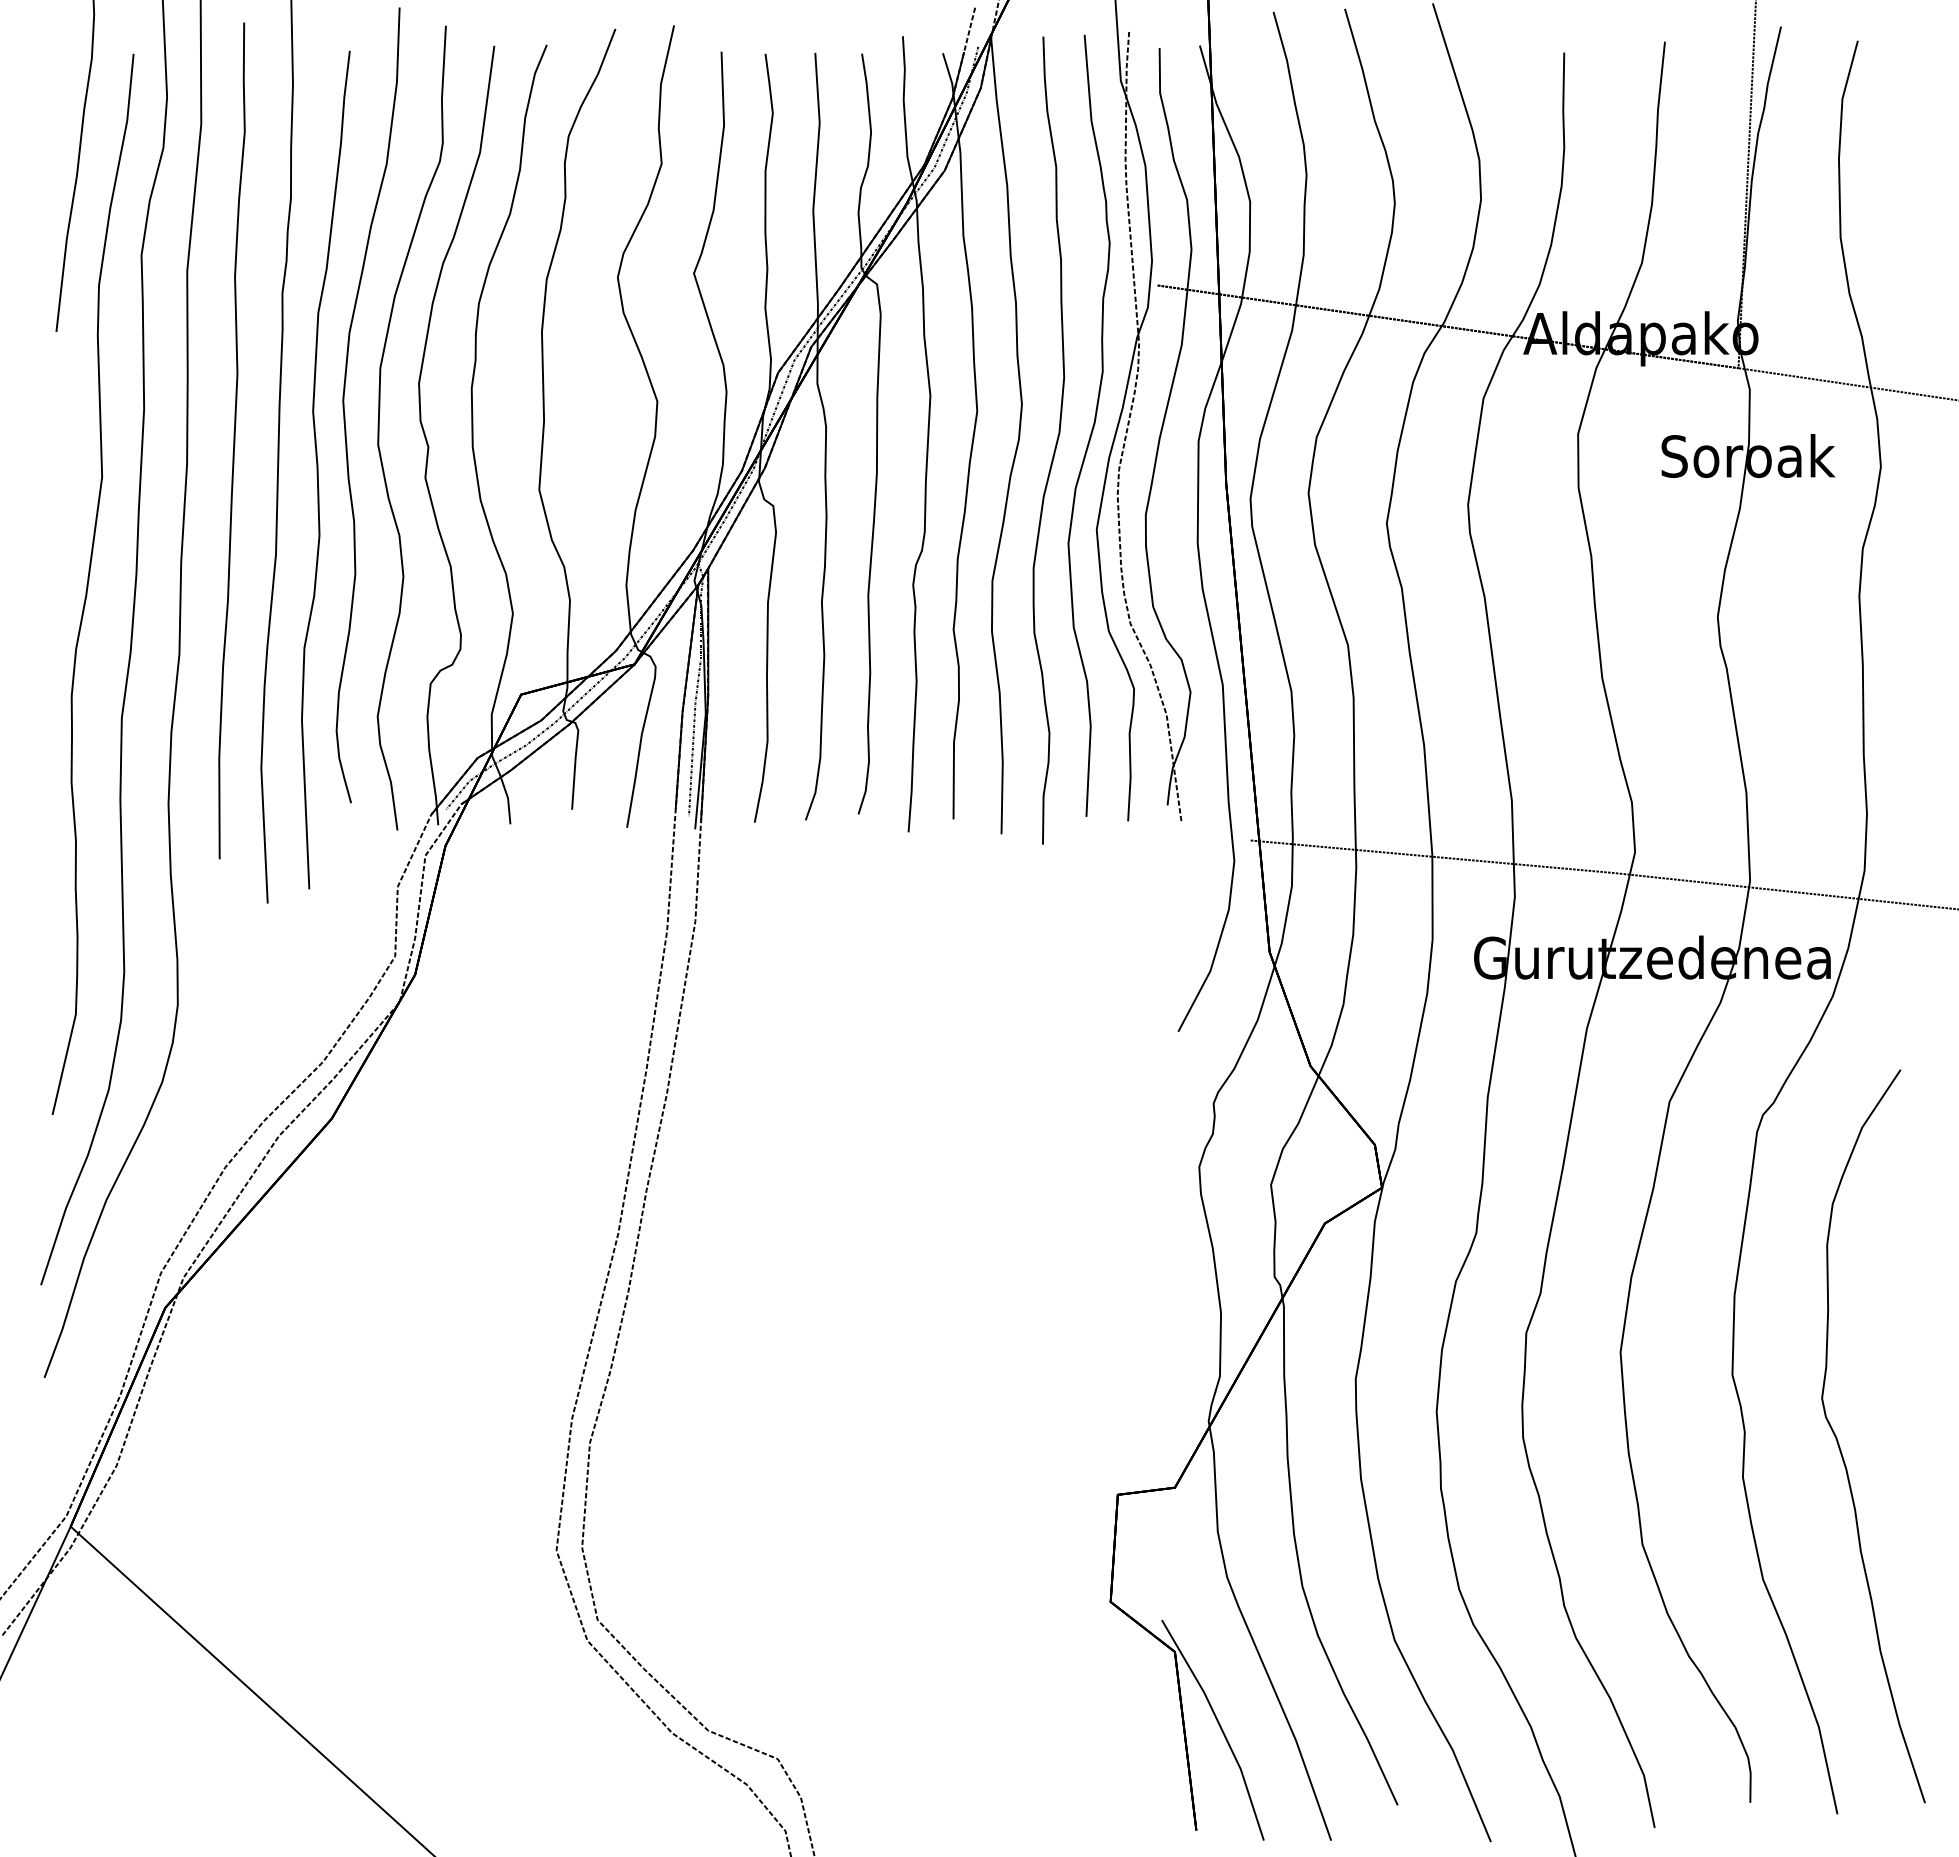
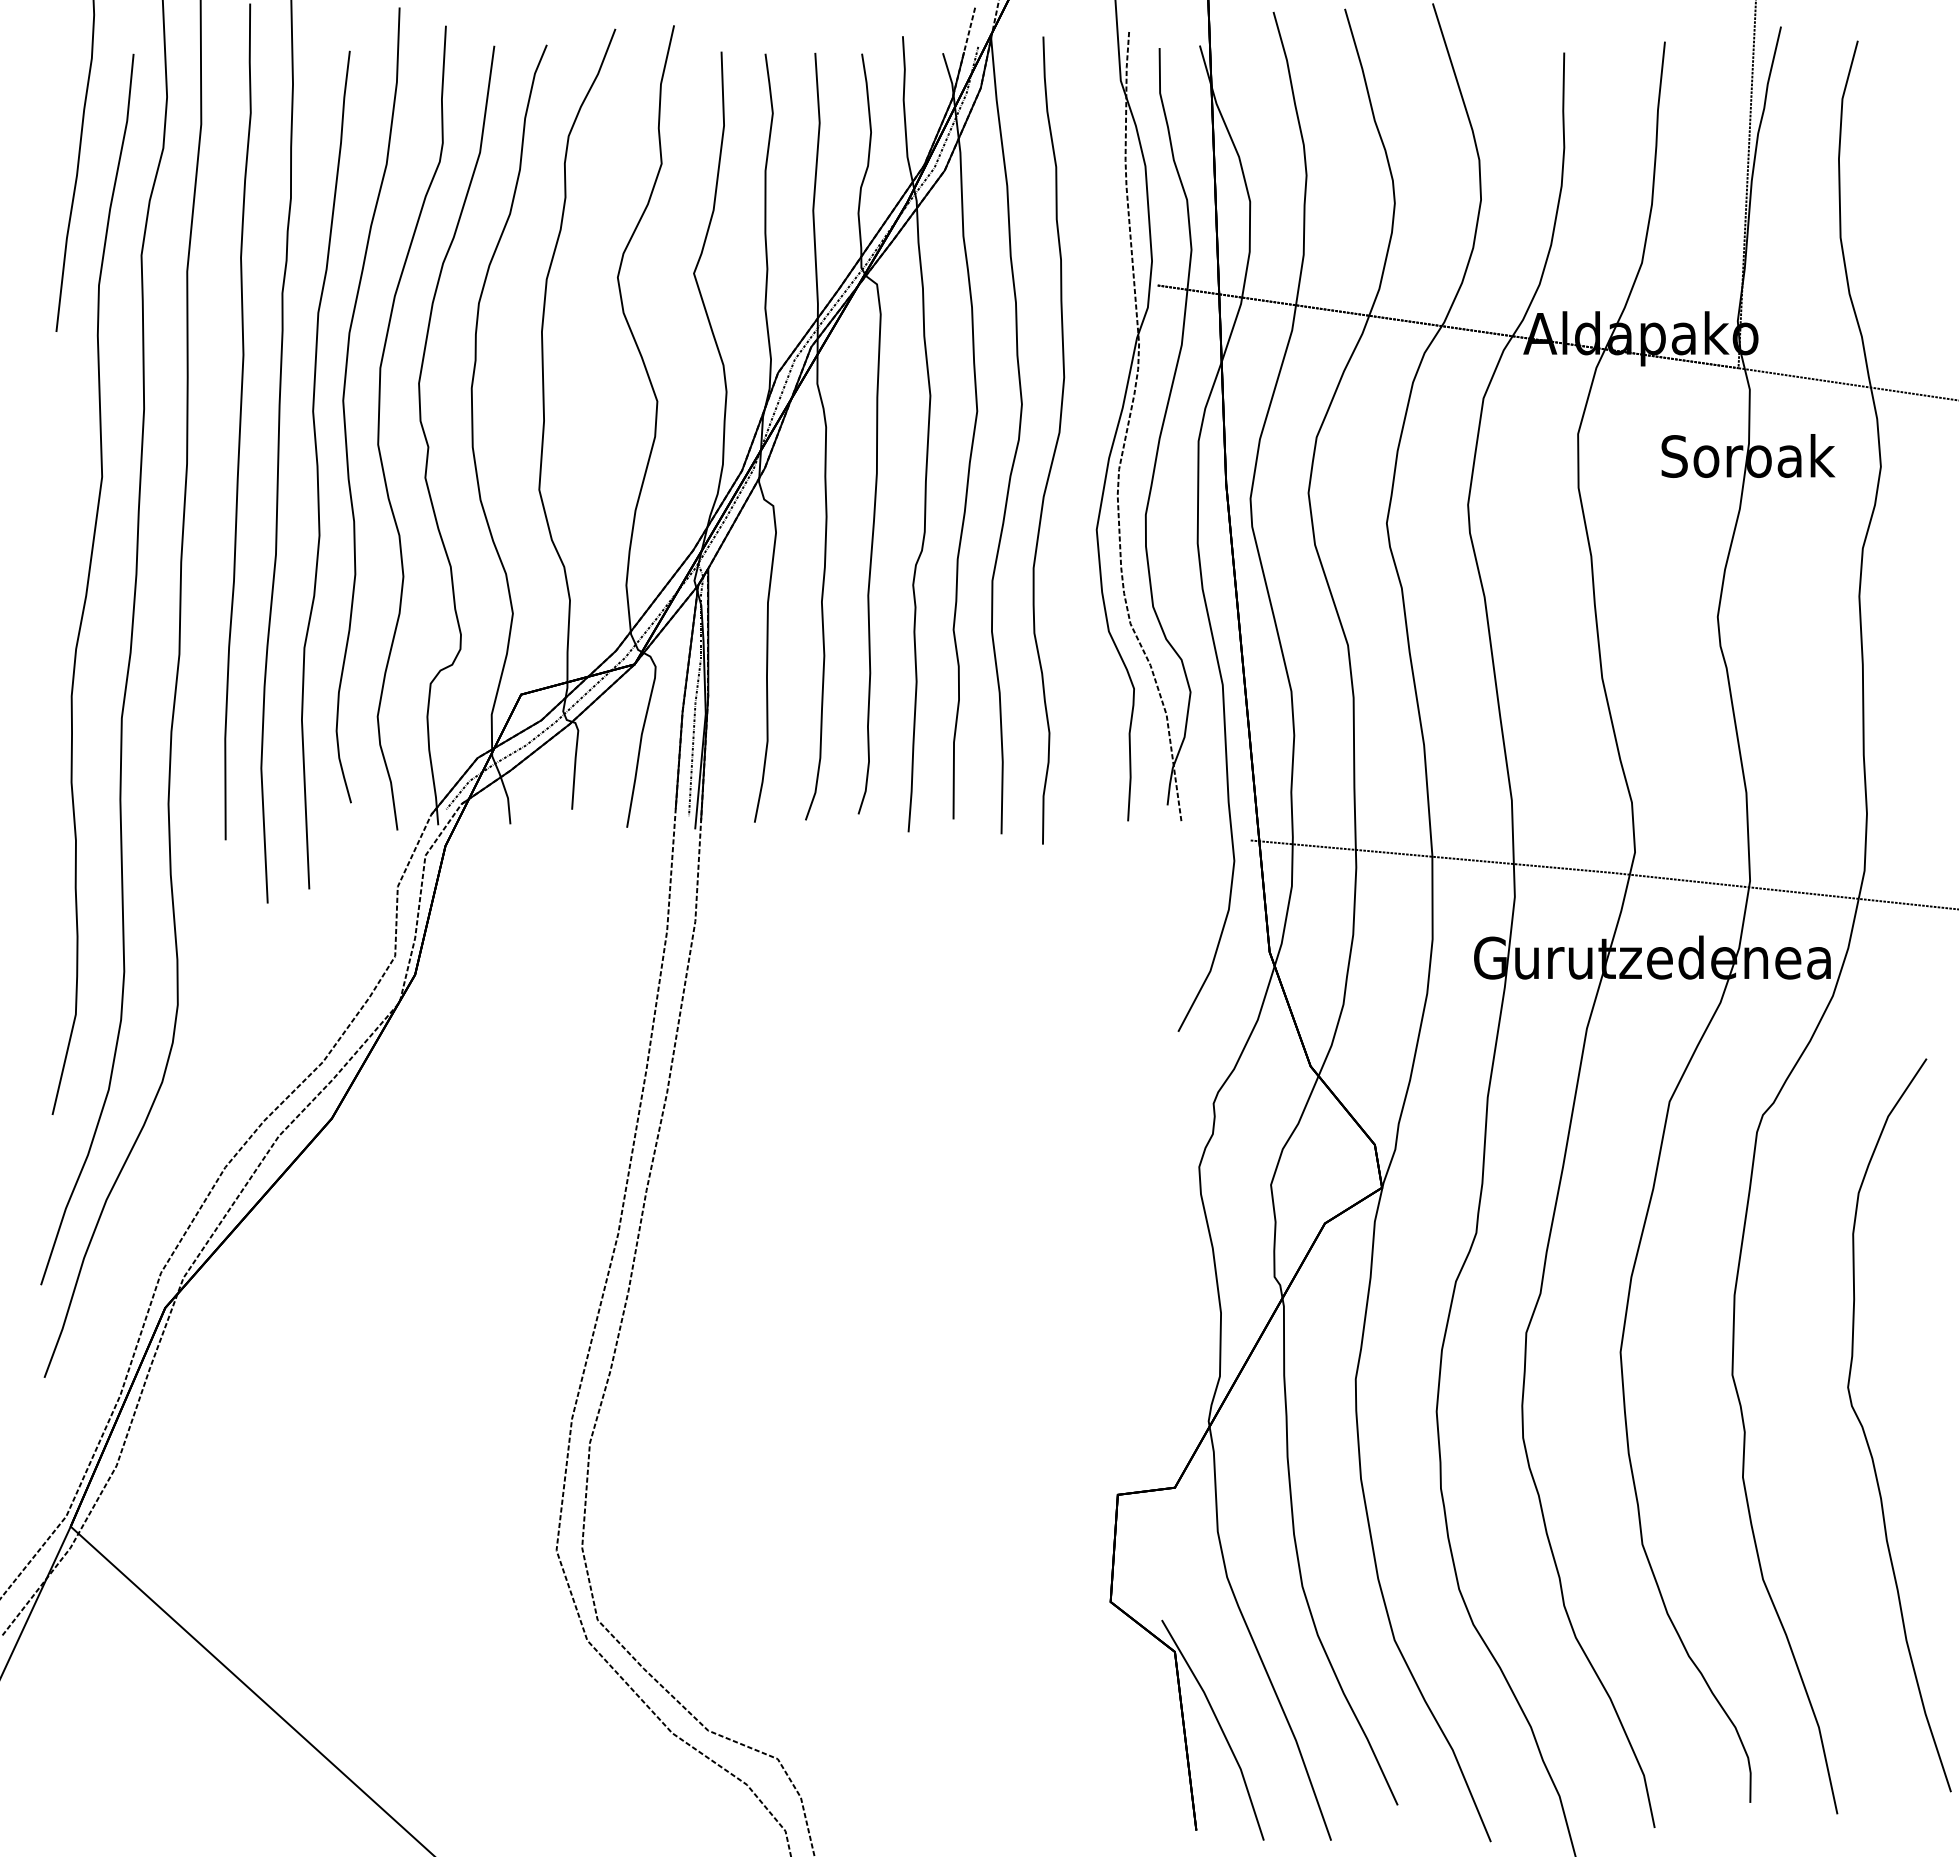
part: present -> none (1088, 425)
part position: (231, 440) -> (237, 421) (237, 421)
curve position: (1839, 1443) -> (1865, 1432) (1865, 1432)
